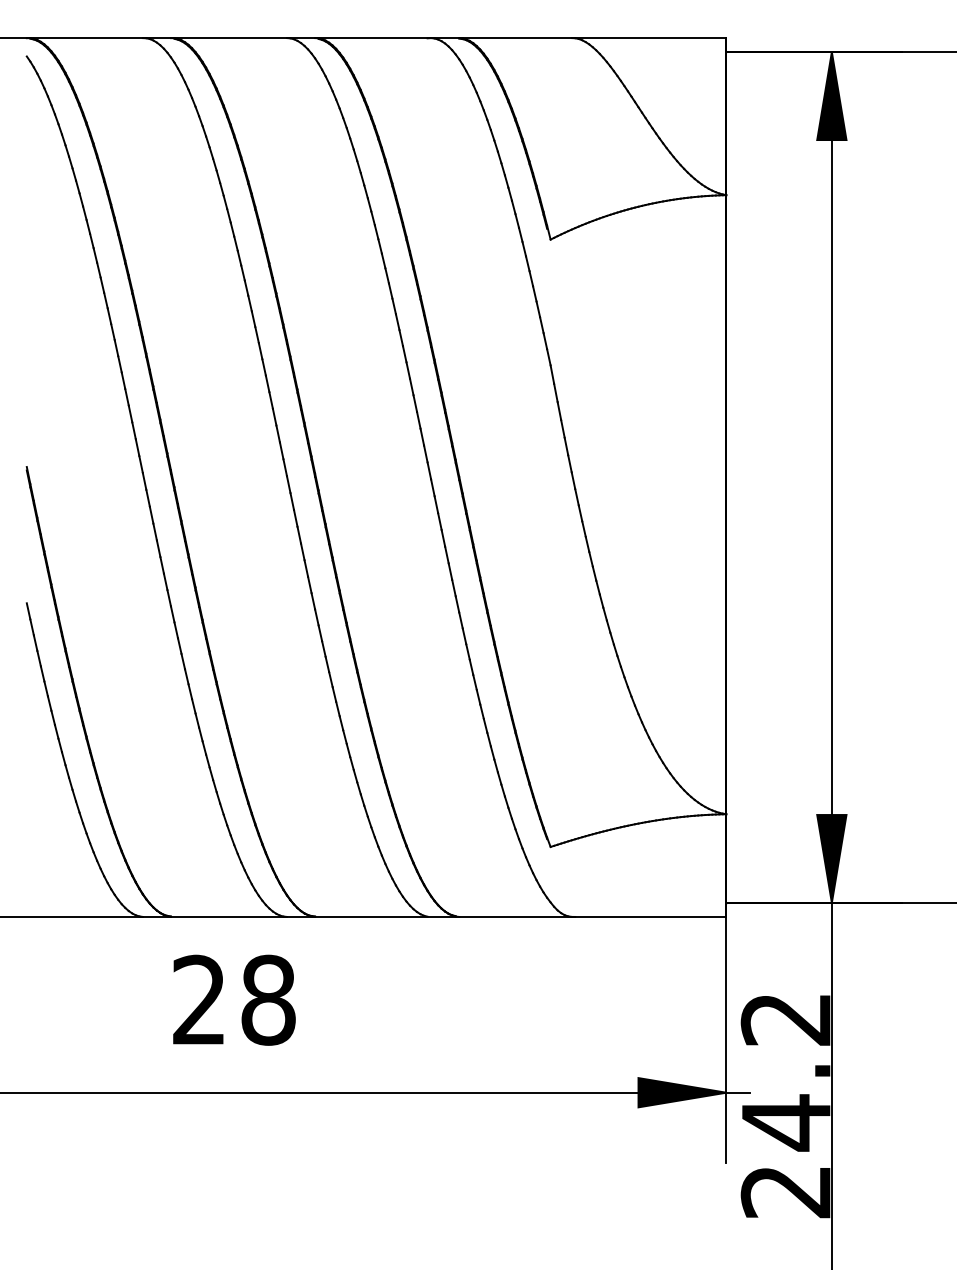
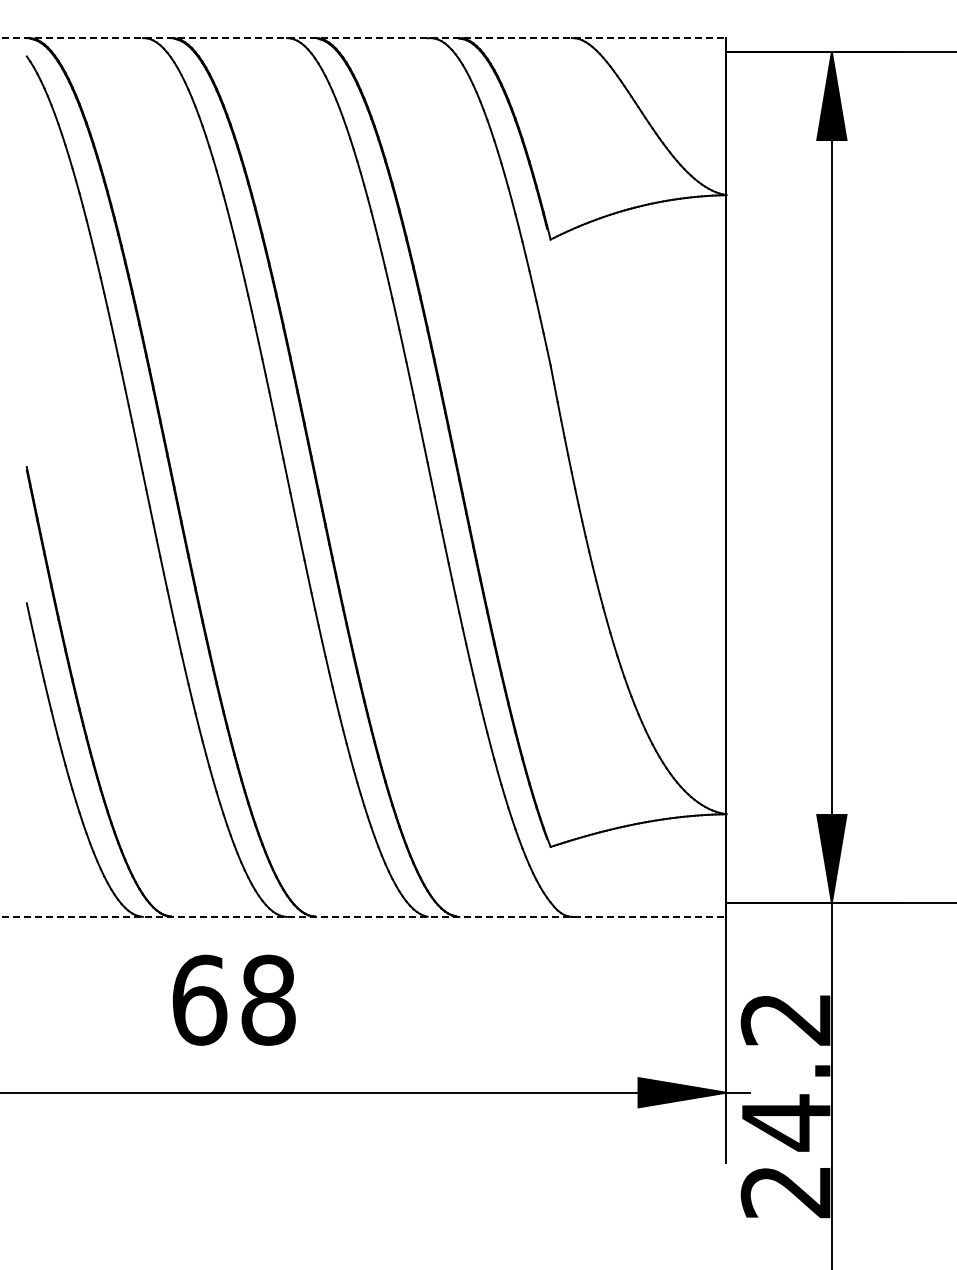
line: solid -> dashed (363, 38)
line: solid -> dashed (363, 916)
text: 28 -> 68 (199, 999)
